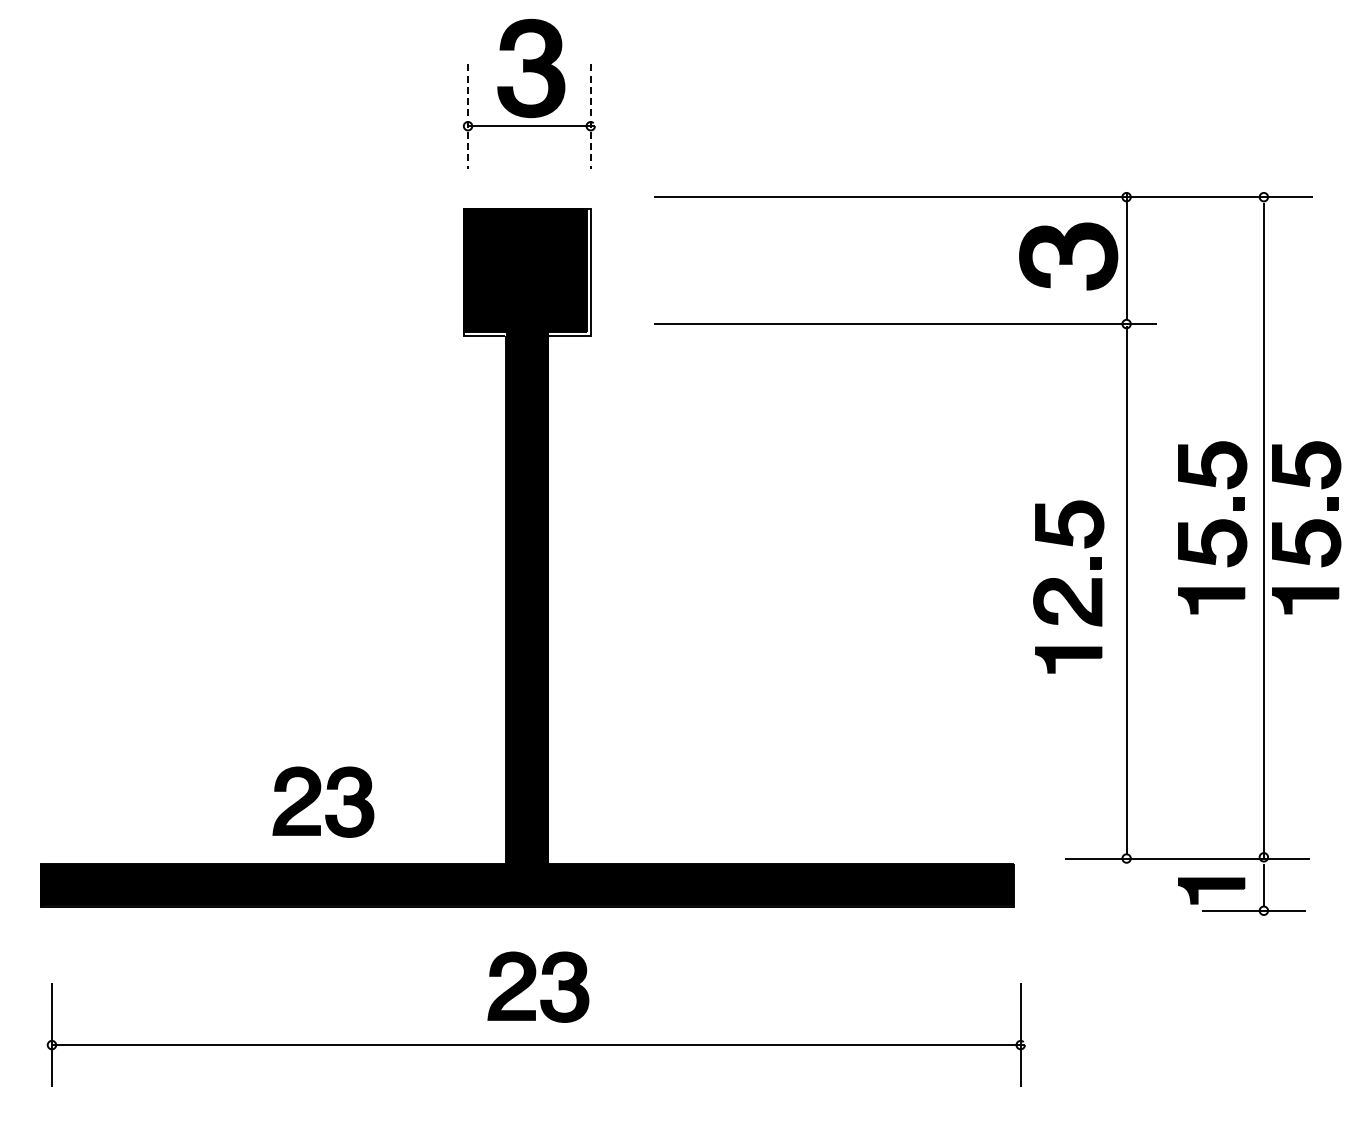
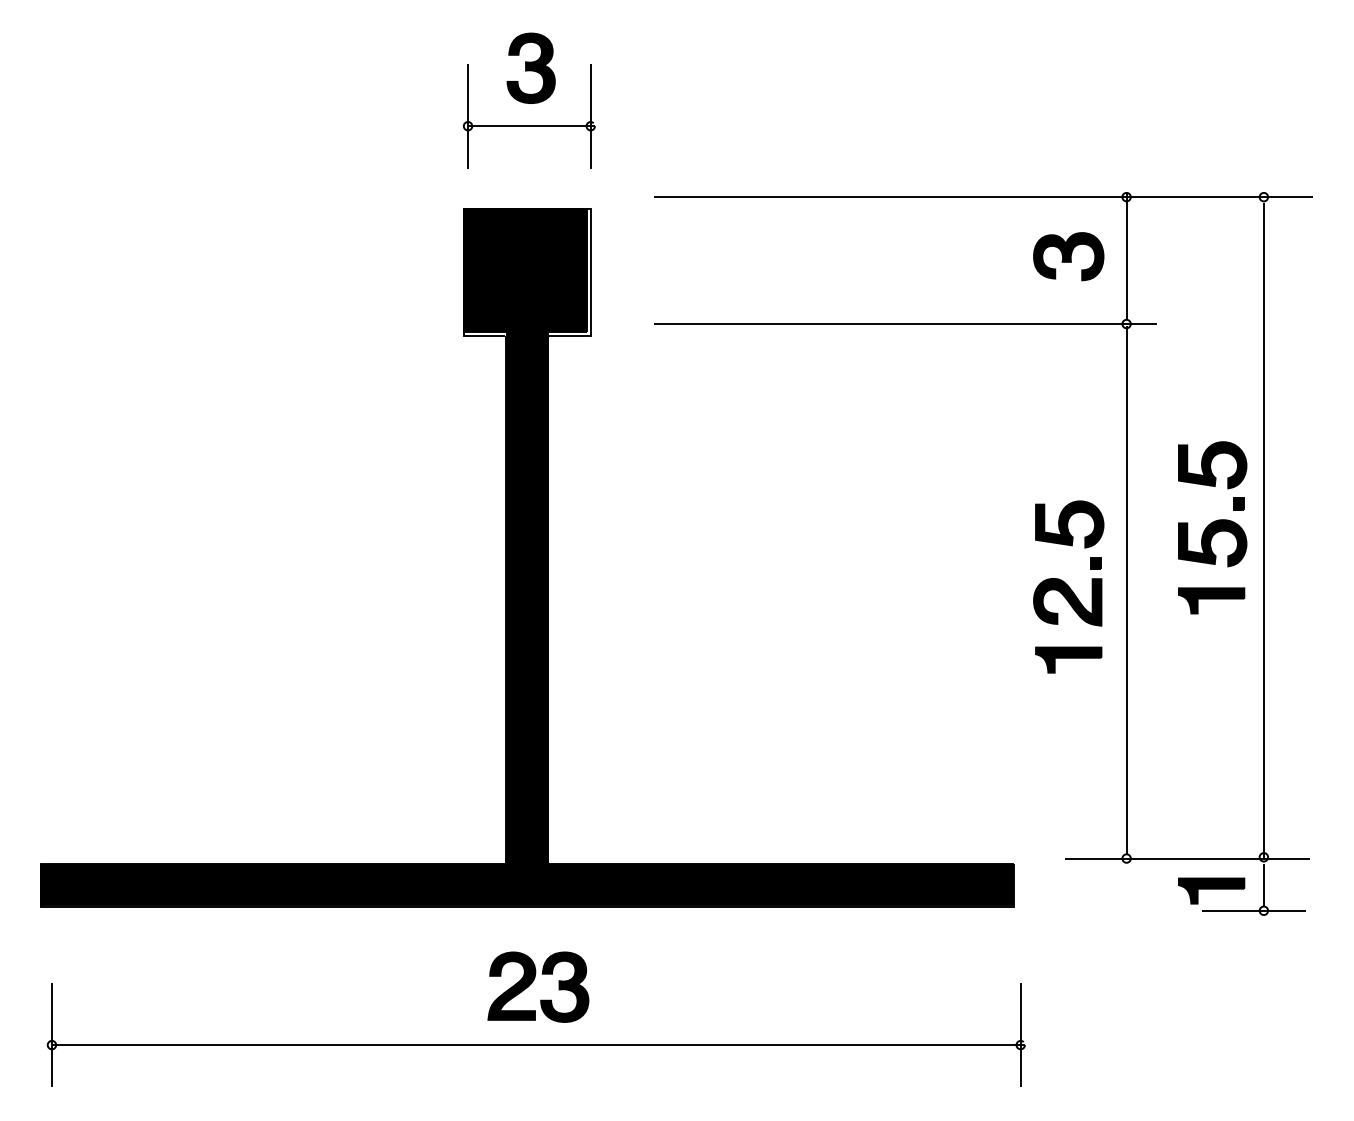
part size: 69x101 px -> 50x72 px (530, 67)
line: dashed -> solid (468, 116)
line: dashed -> solid (590, 116)
part size: 100x69 px -> 72x50 px (1068, 256)
part: present -> none (1306, 527)
part: present -> none (317, 798)
